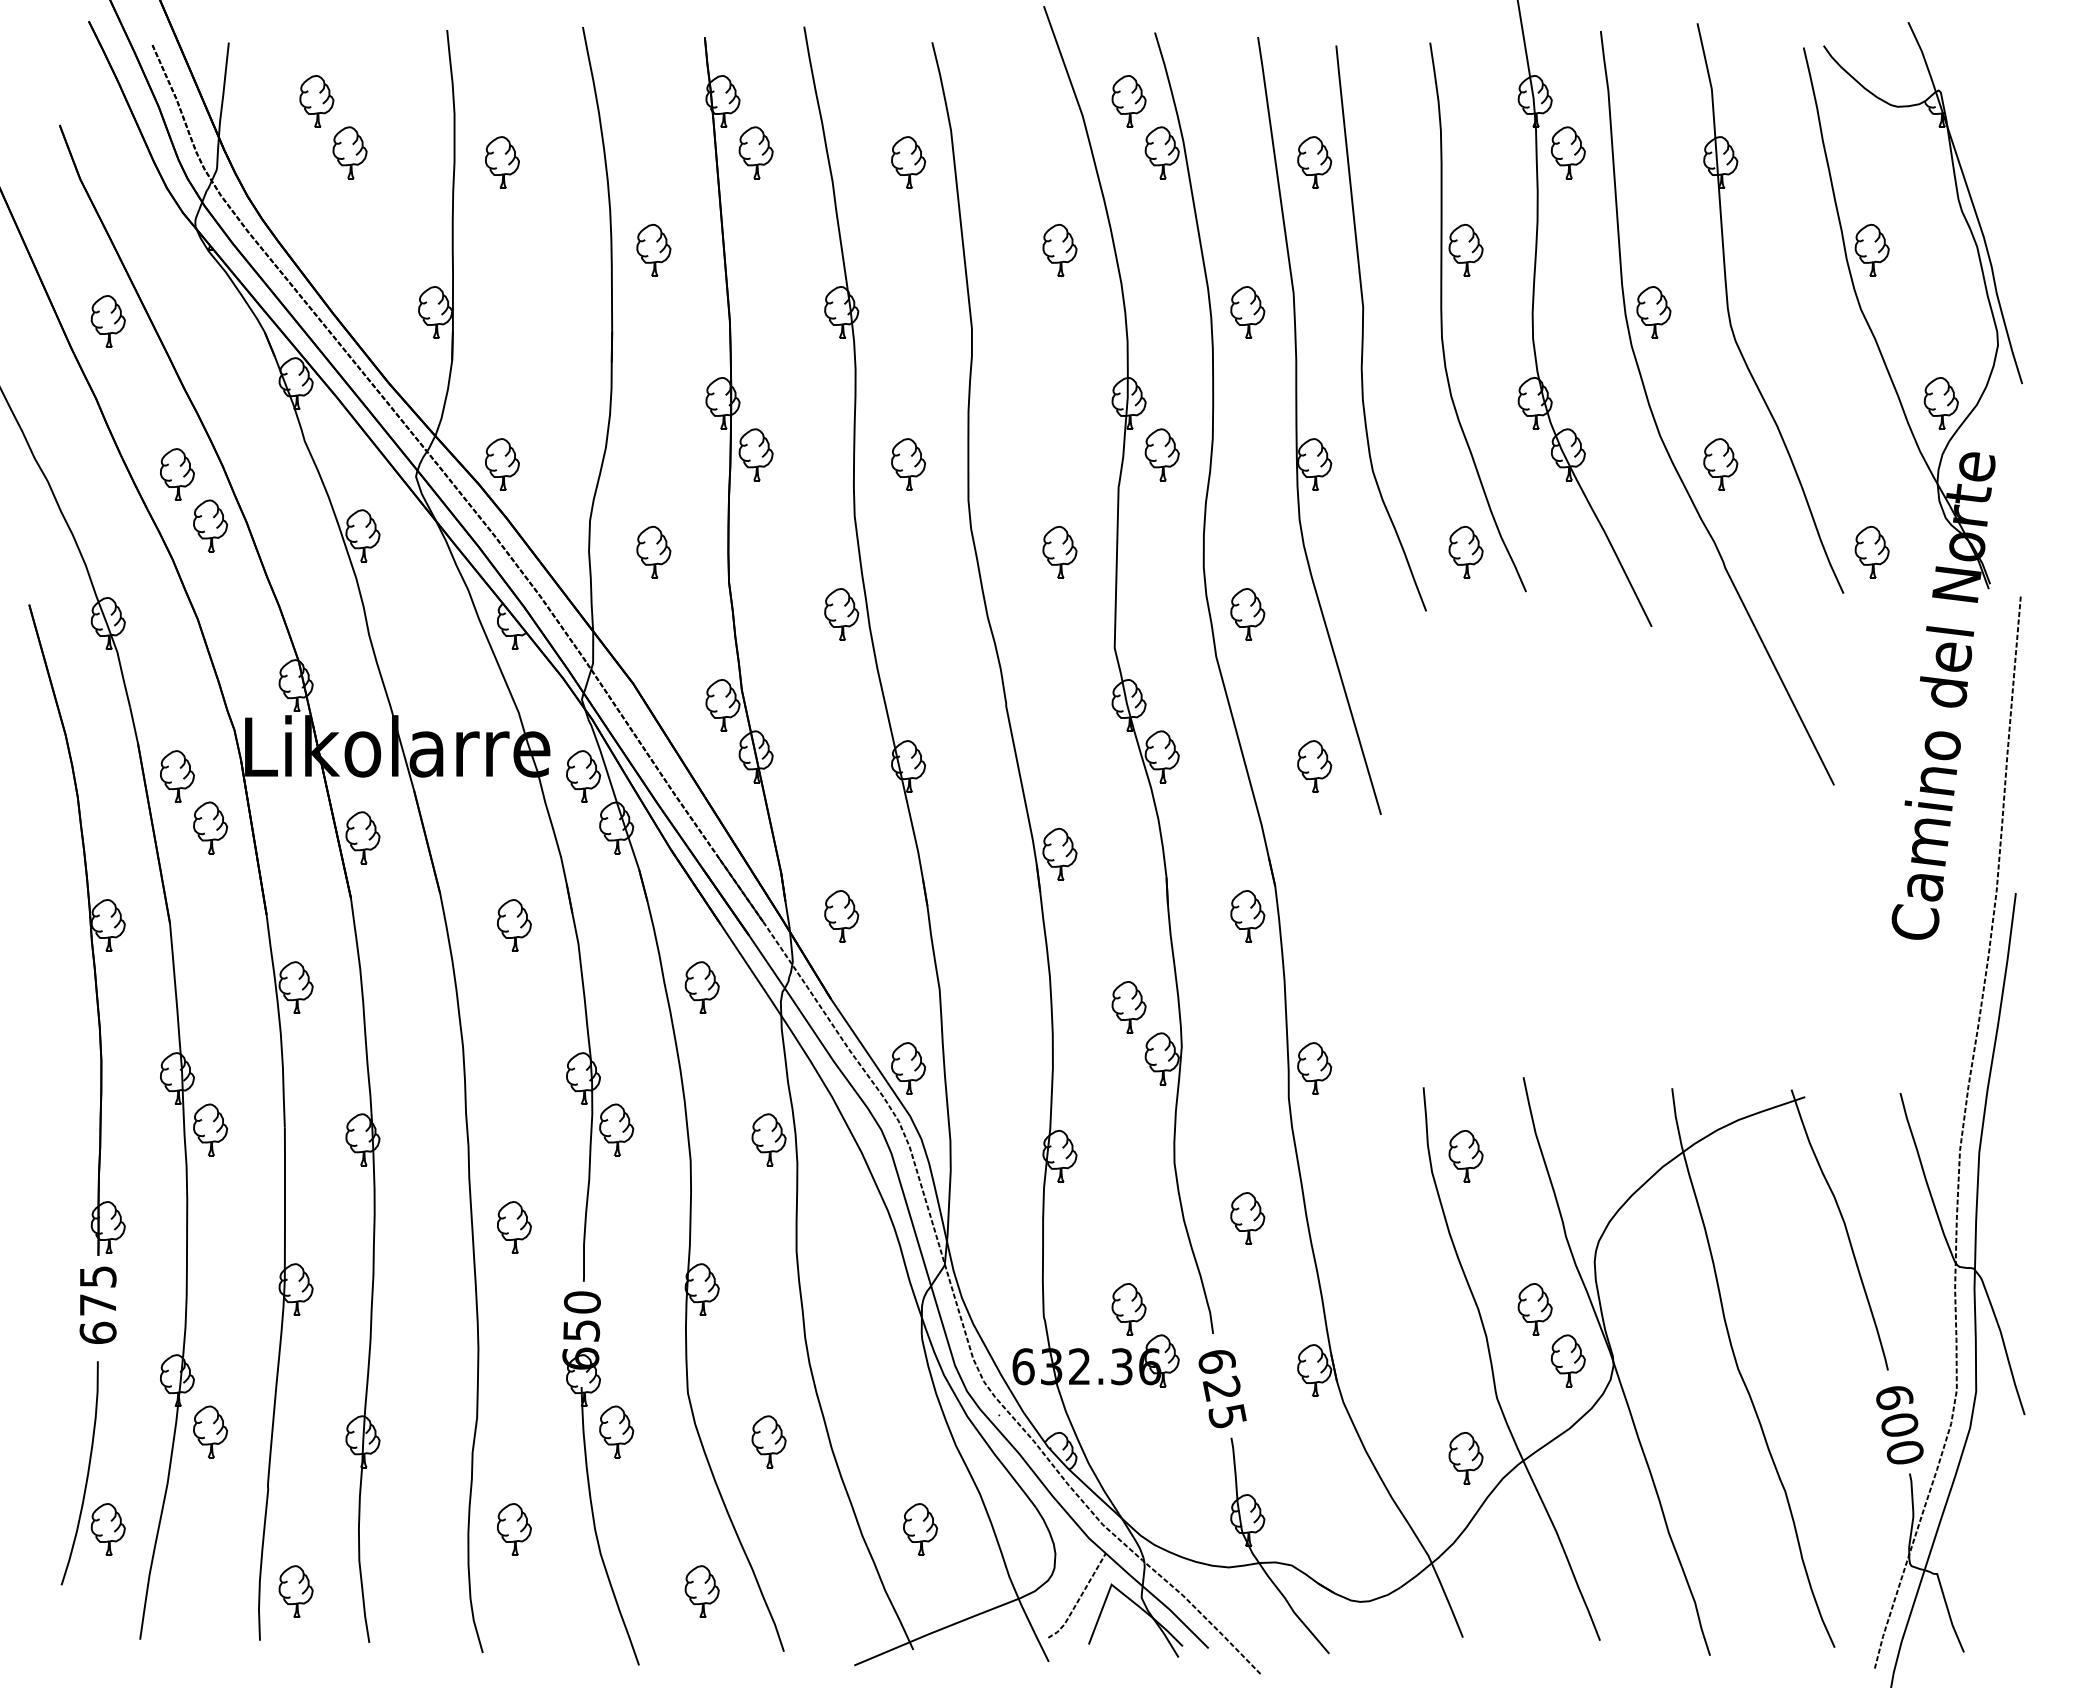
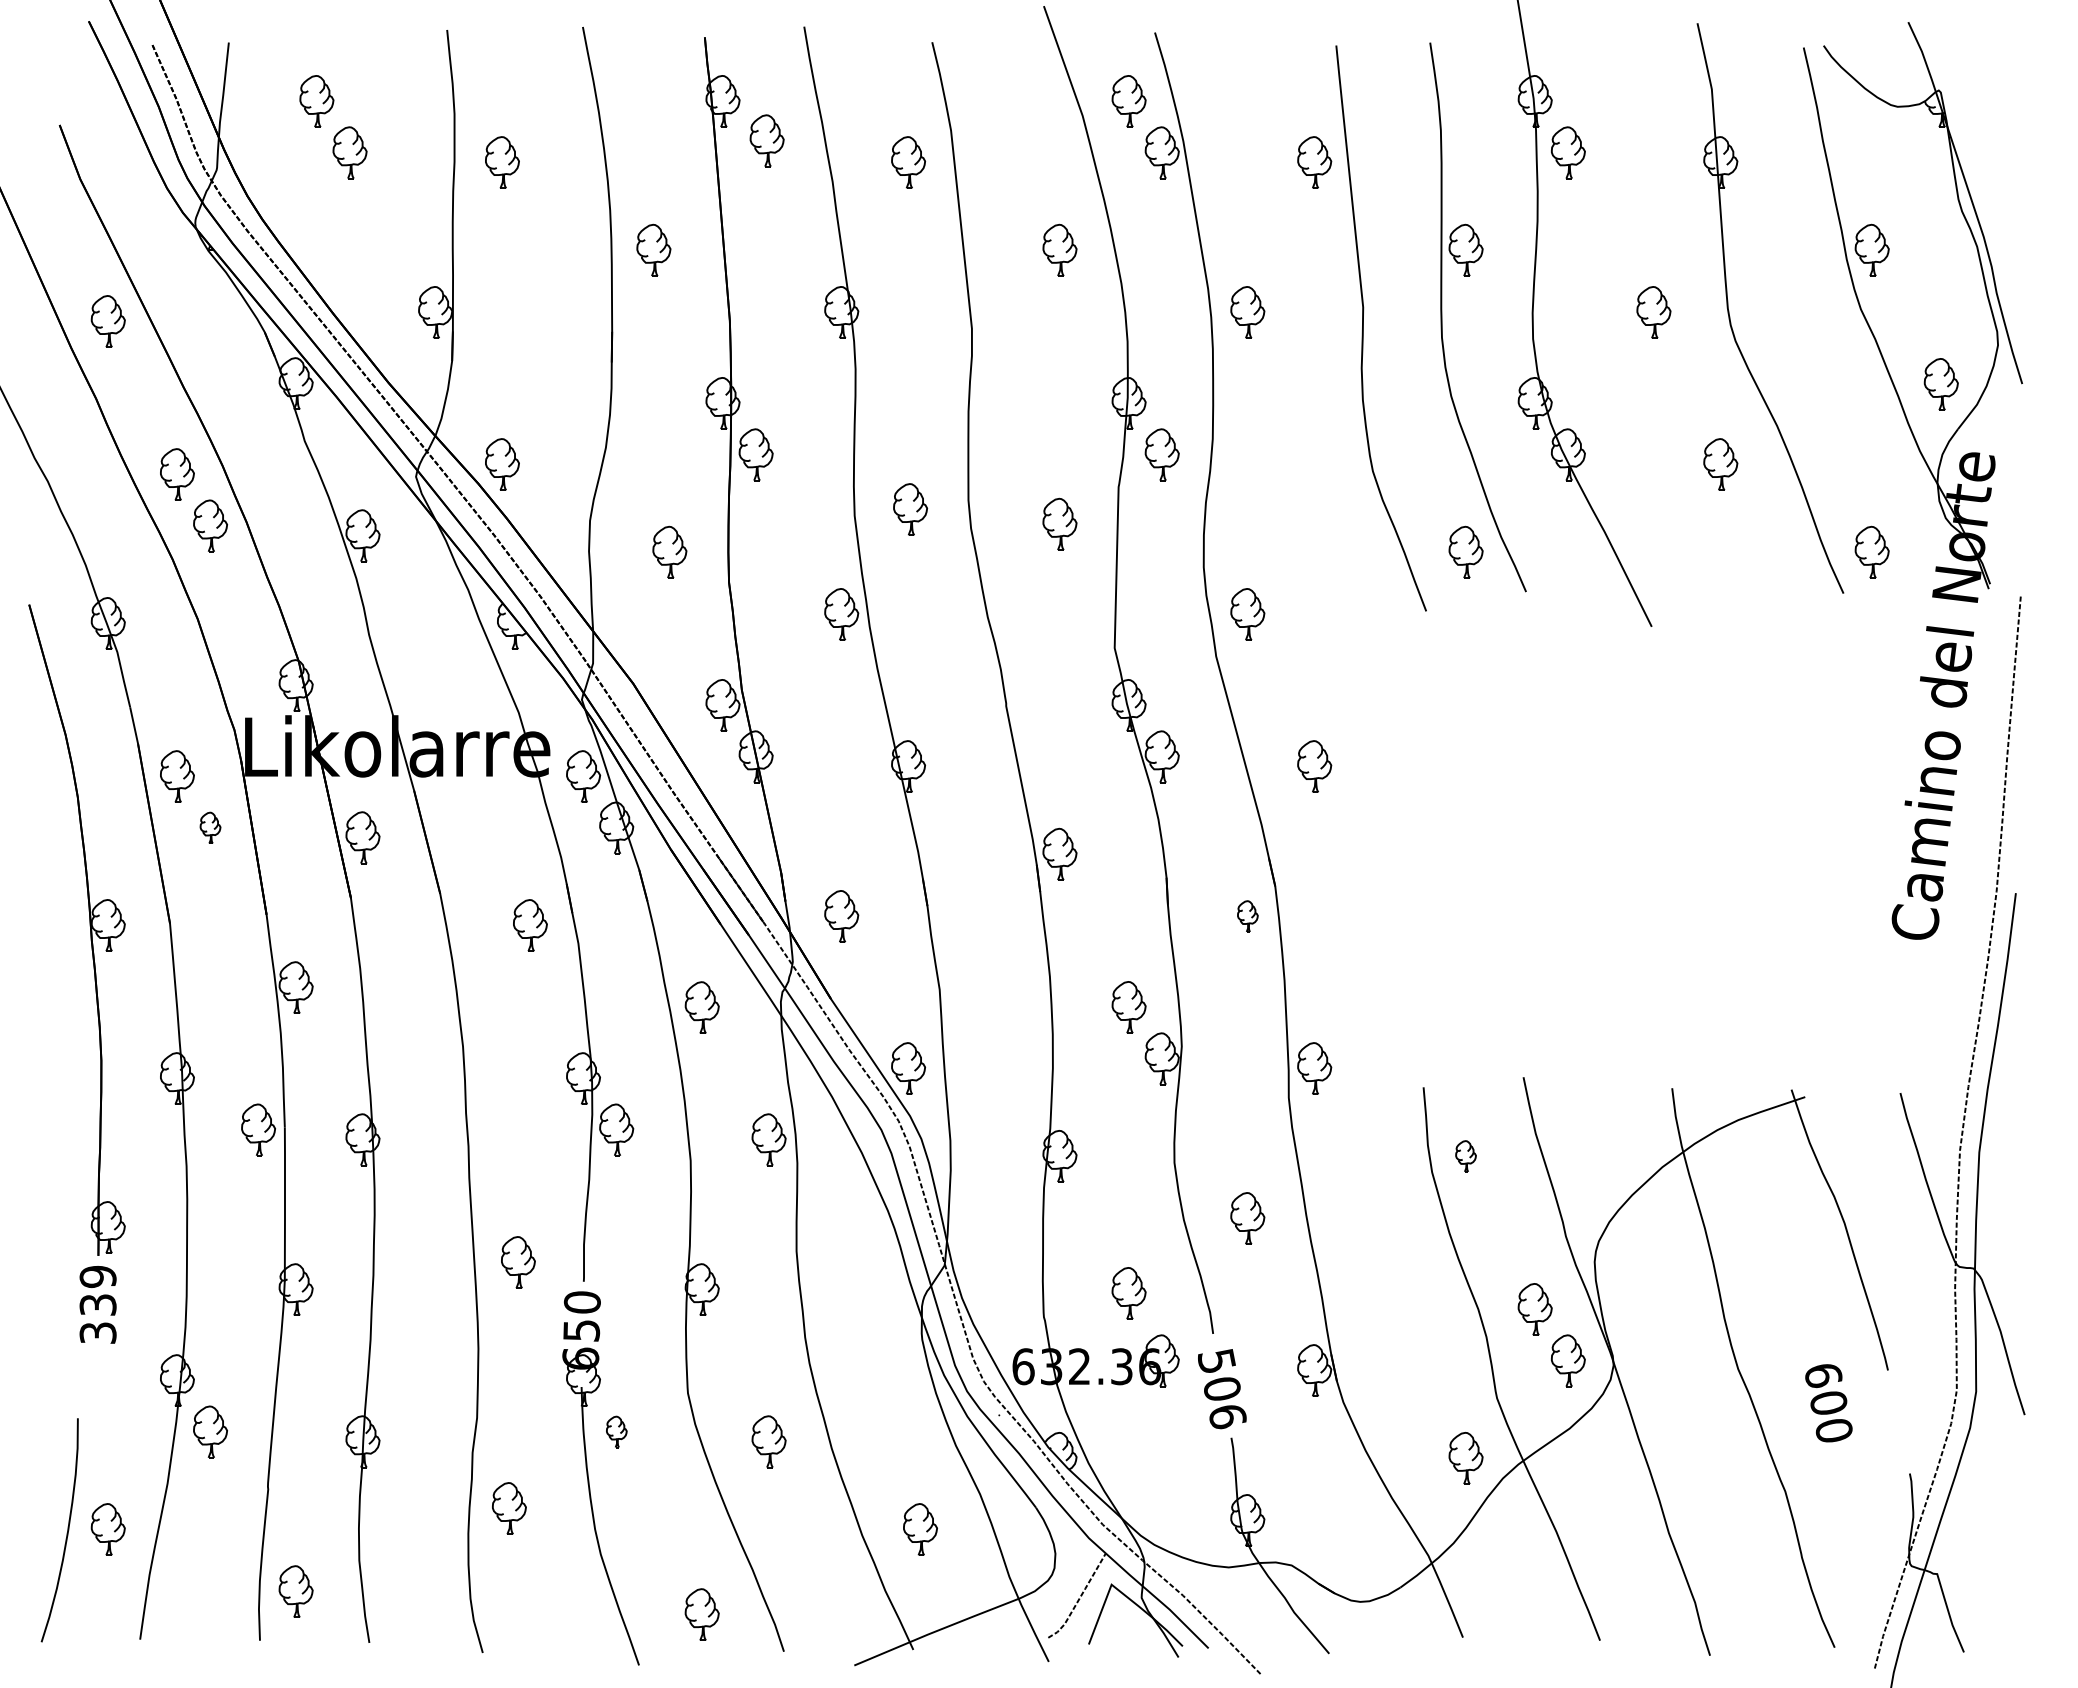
part position: (755, 152) -> (766, 140) (766, 140)
part position: (1940, 403) -> (1940, 384) (1940, 384)
curve: present -> none (1658, 427)
part: present -> none (1316, 438)
part position: (908, 464) -> (910, 509) (910, 509)
part position: (653, 551) -> (669, 551) (669, 551)
part position: (1059, 551) -> (1059, 523) (1059, 523)
part size: 35x54 px -> 23x33 px (210, 827)
part size: 36x53 px -> 22x33 px (1247, 916)
part position: (514, 925) -> (530, 925) (530, 925)
part position: (701, 987) -> (701, 1007) (701, 1007)
part position: (210, 1129) -> (258, 1129) (258, 1129)
part size: 36x53 px -> 22x33 px (1465, 1156)
part position: (514, 1227) -> (518, 1262) (518, 1262)
text: 675 -> 339 (97, 1304)
part position: (1128, 1309) -> (1128, 1293) (1128, 1293)
text: 625 -> 506 (1222, 1389)
text position: (1899, 1425) -> (1828, 1403) (1828, 1403)
part size: 36x54 px -> 22x34 px (616, 1431)
curve position: (86, 1476) -> (66, 1533) (66, 1533)
part position: (514, 1529) -> (509, 1508) (509, 1508)
part position: (701, 1591) -> (701, 1614) (701, 1614)
